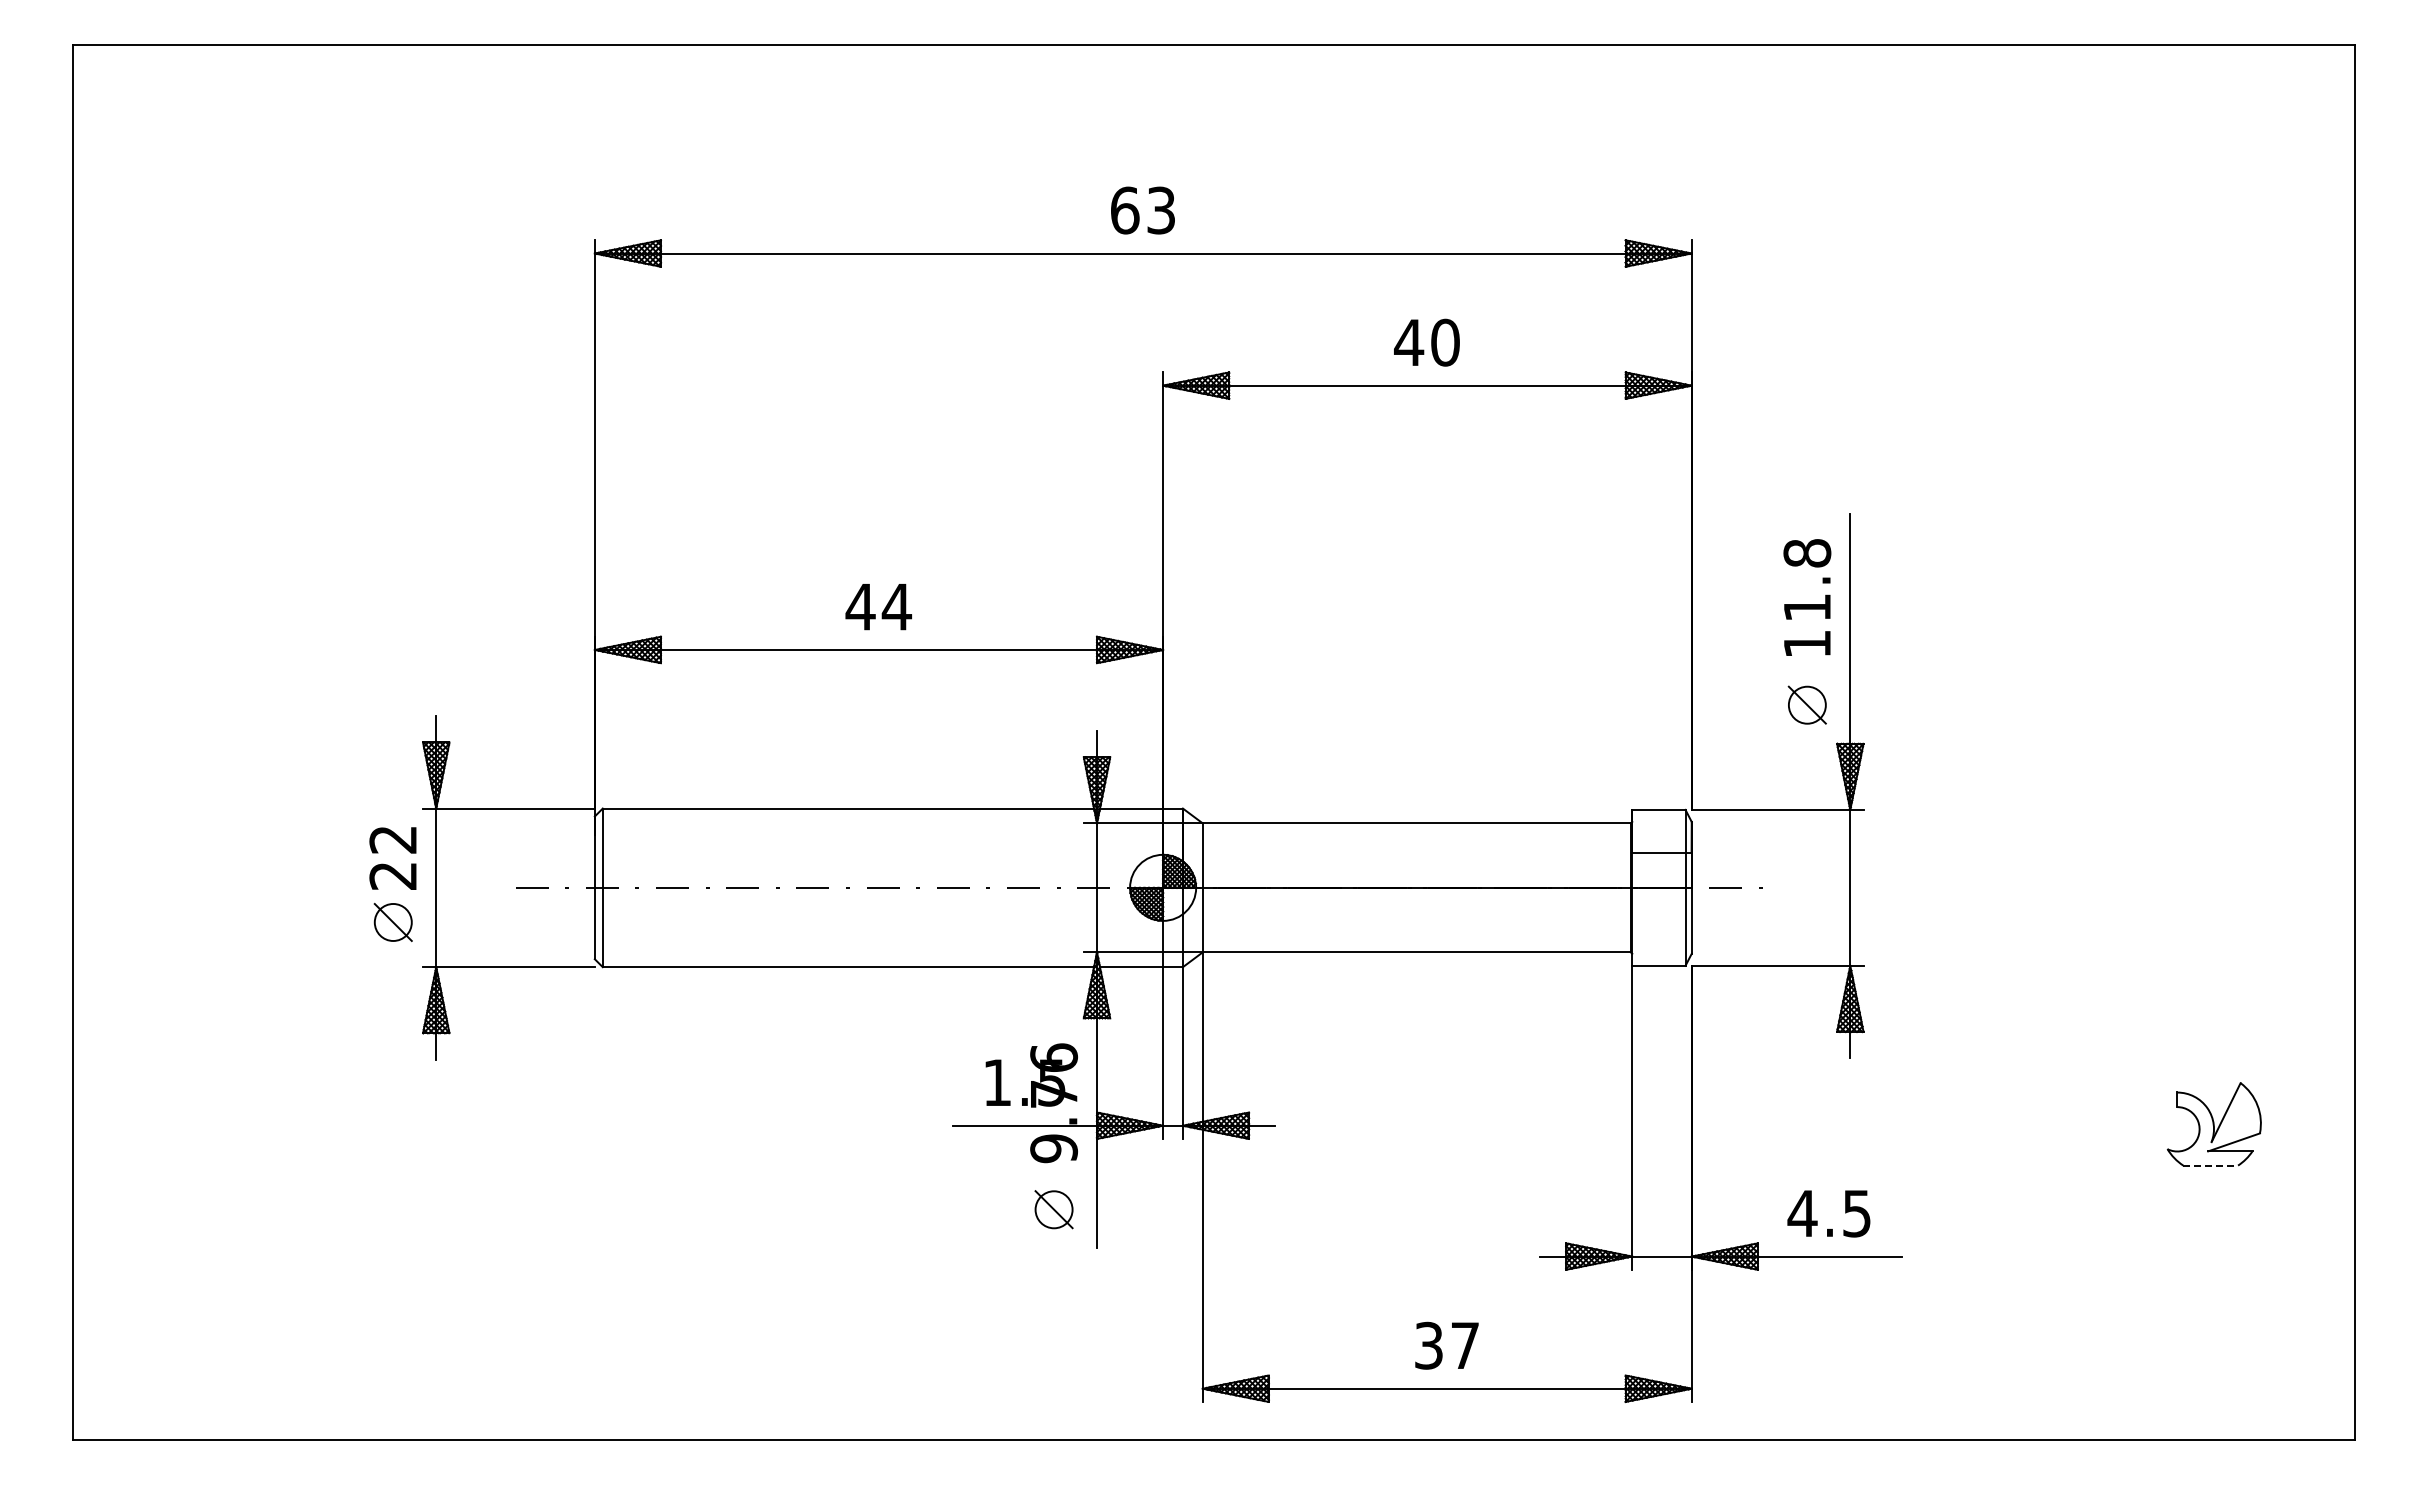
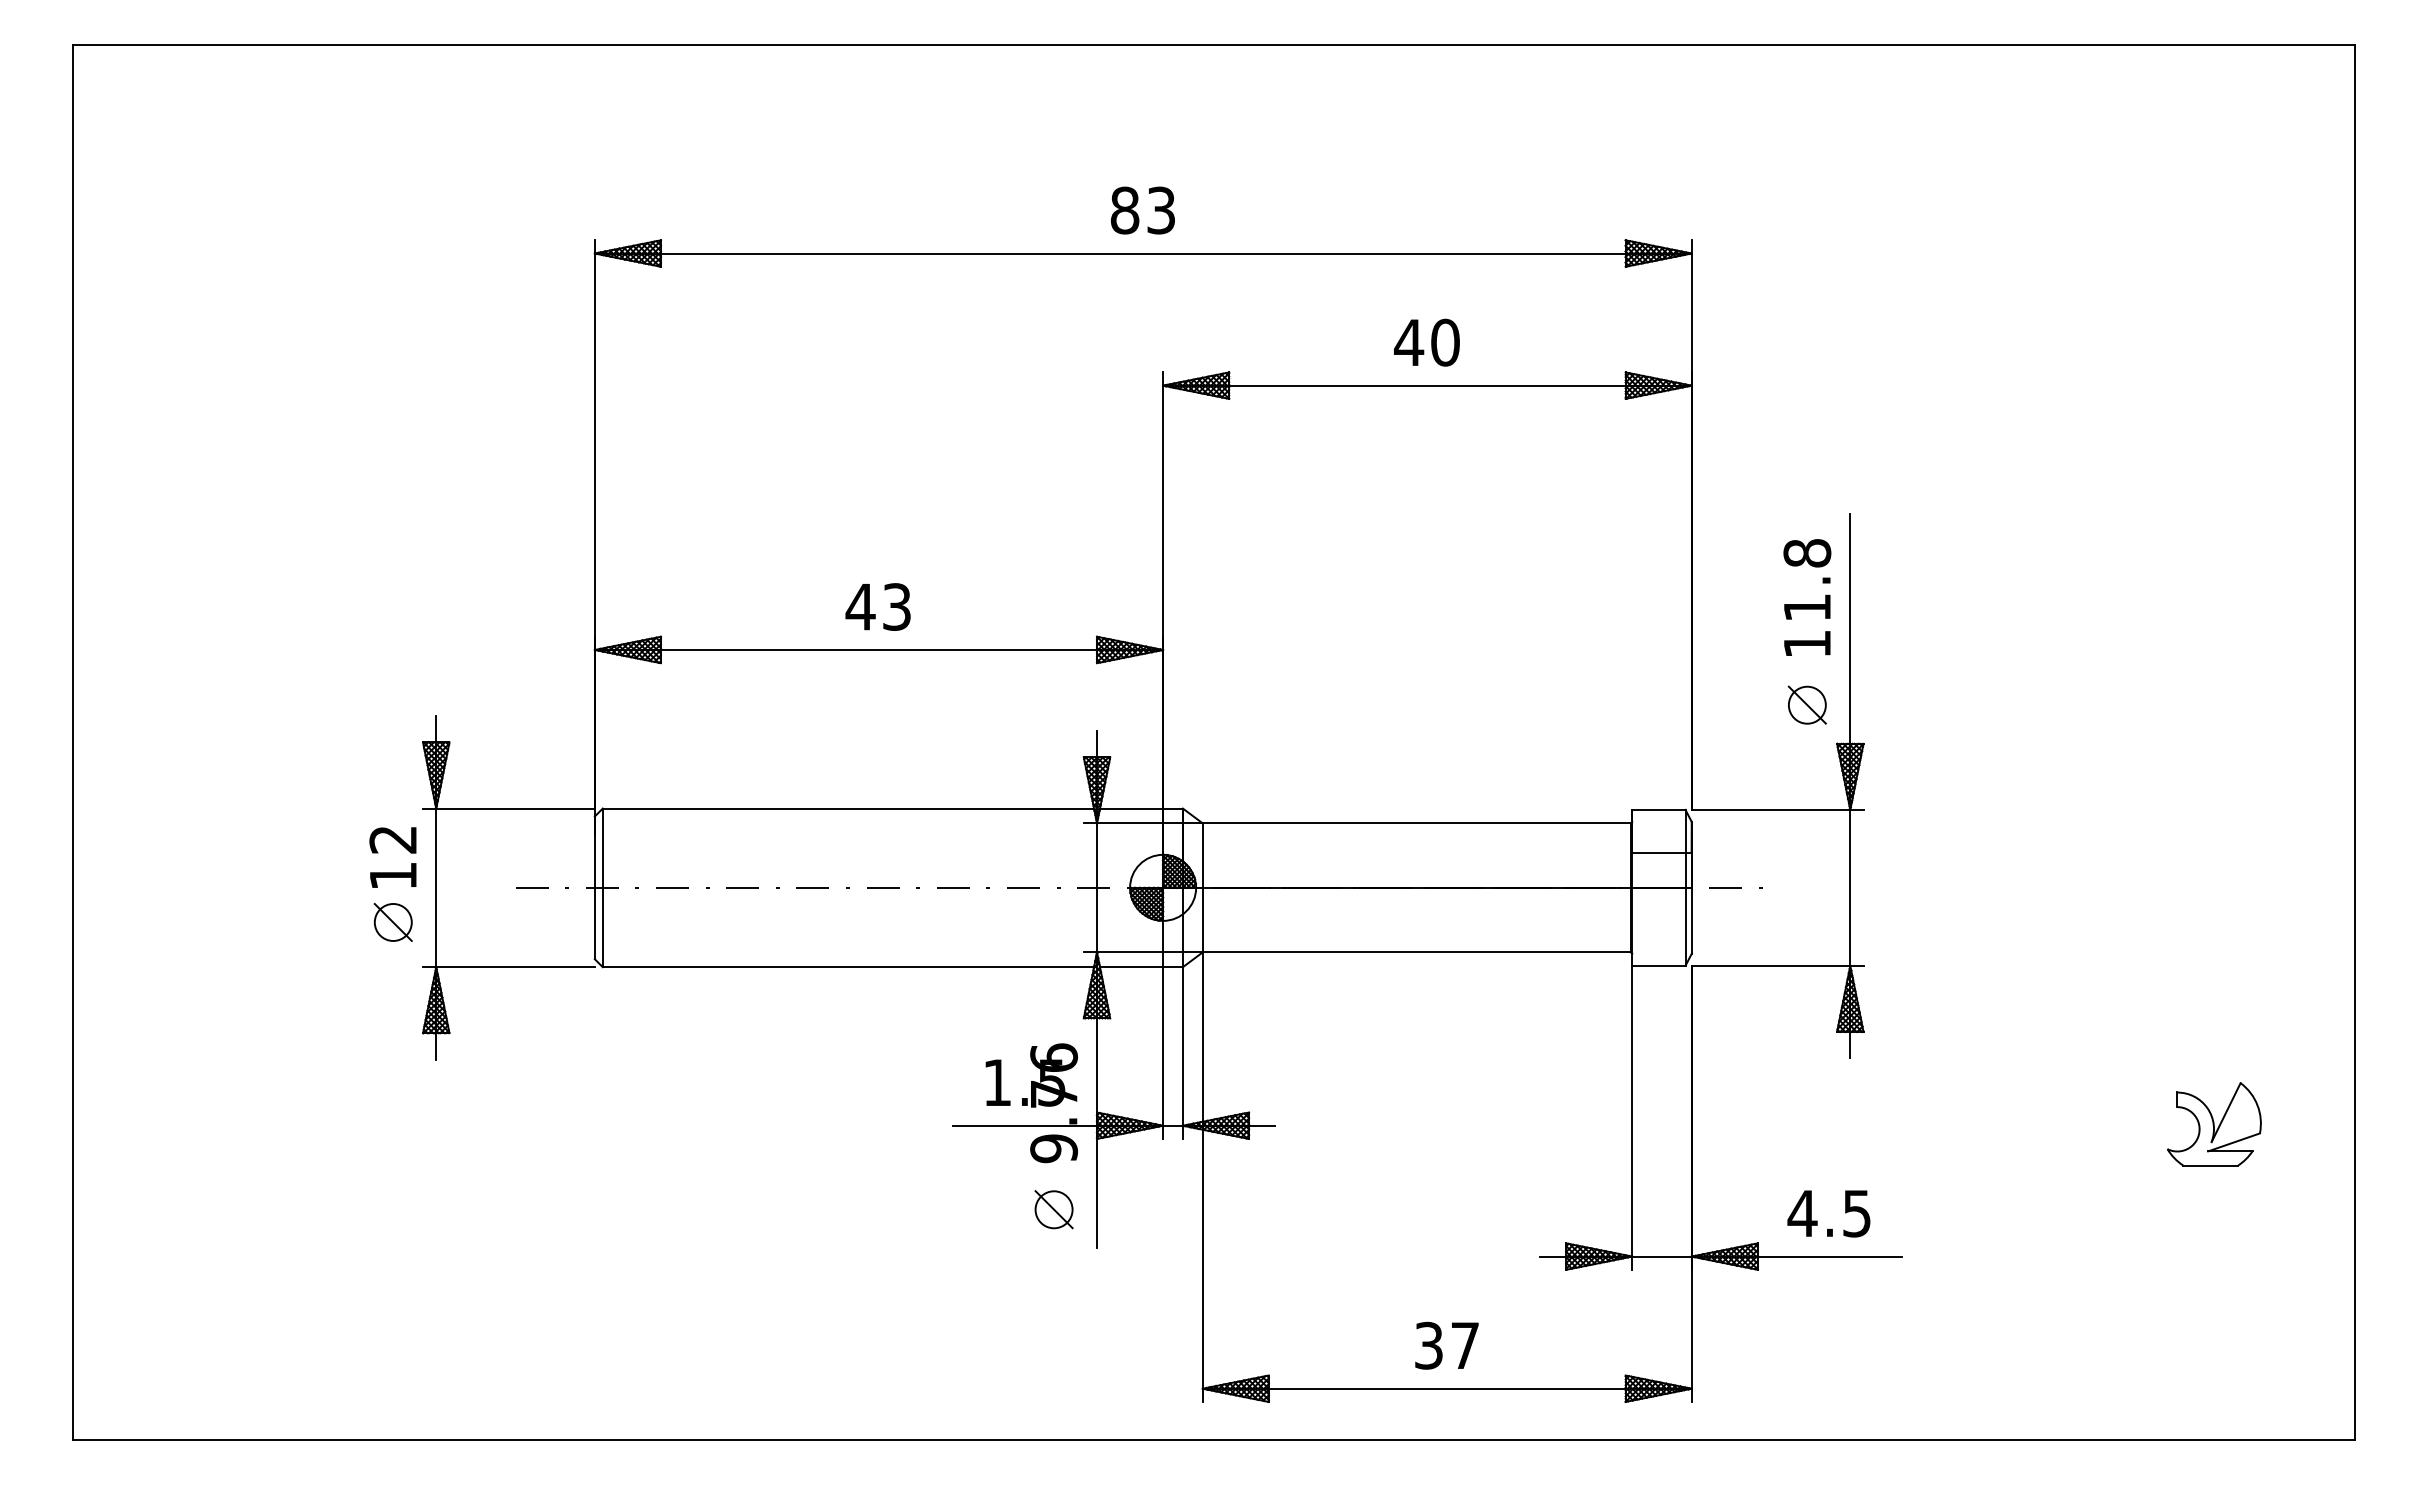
text: 63 -> 83 (1124, 210)
text: 44 -> 43 (896, 606)
text: 22 -> 12 (392, 876)
line: dashed -> solid (2211, 1165)
